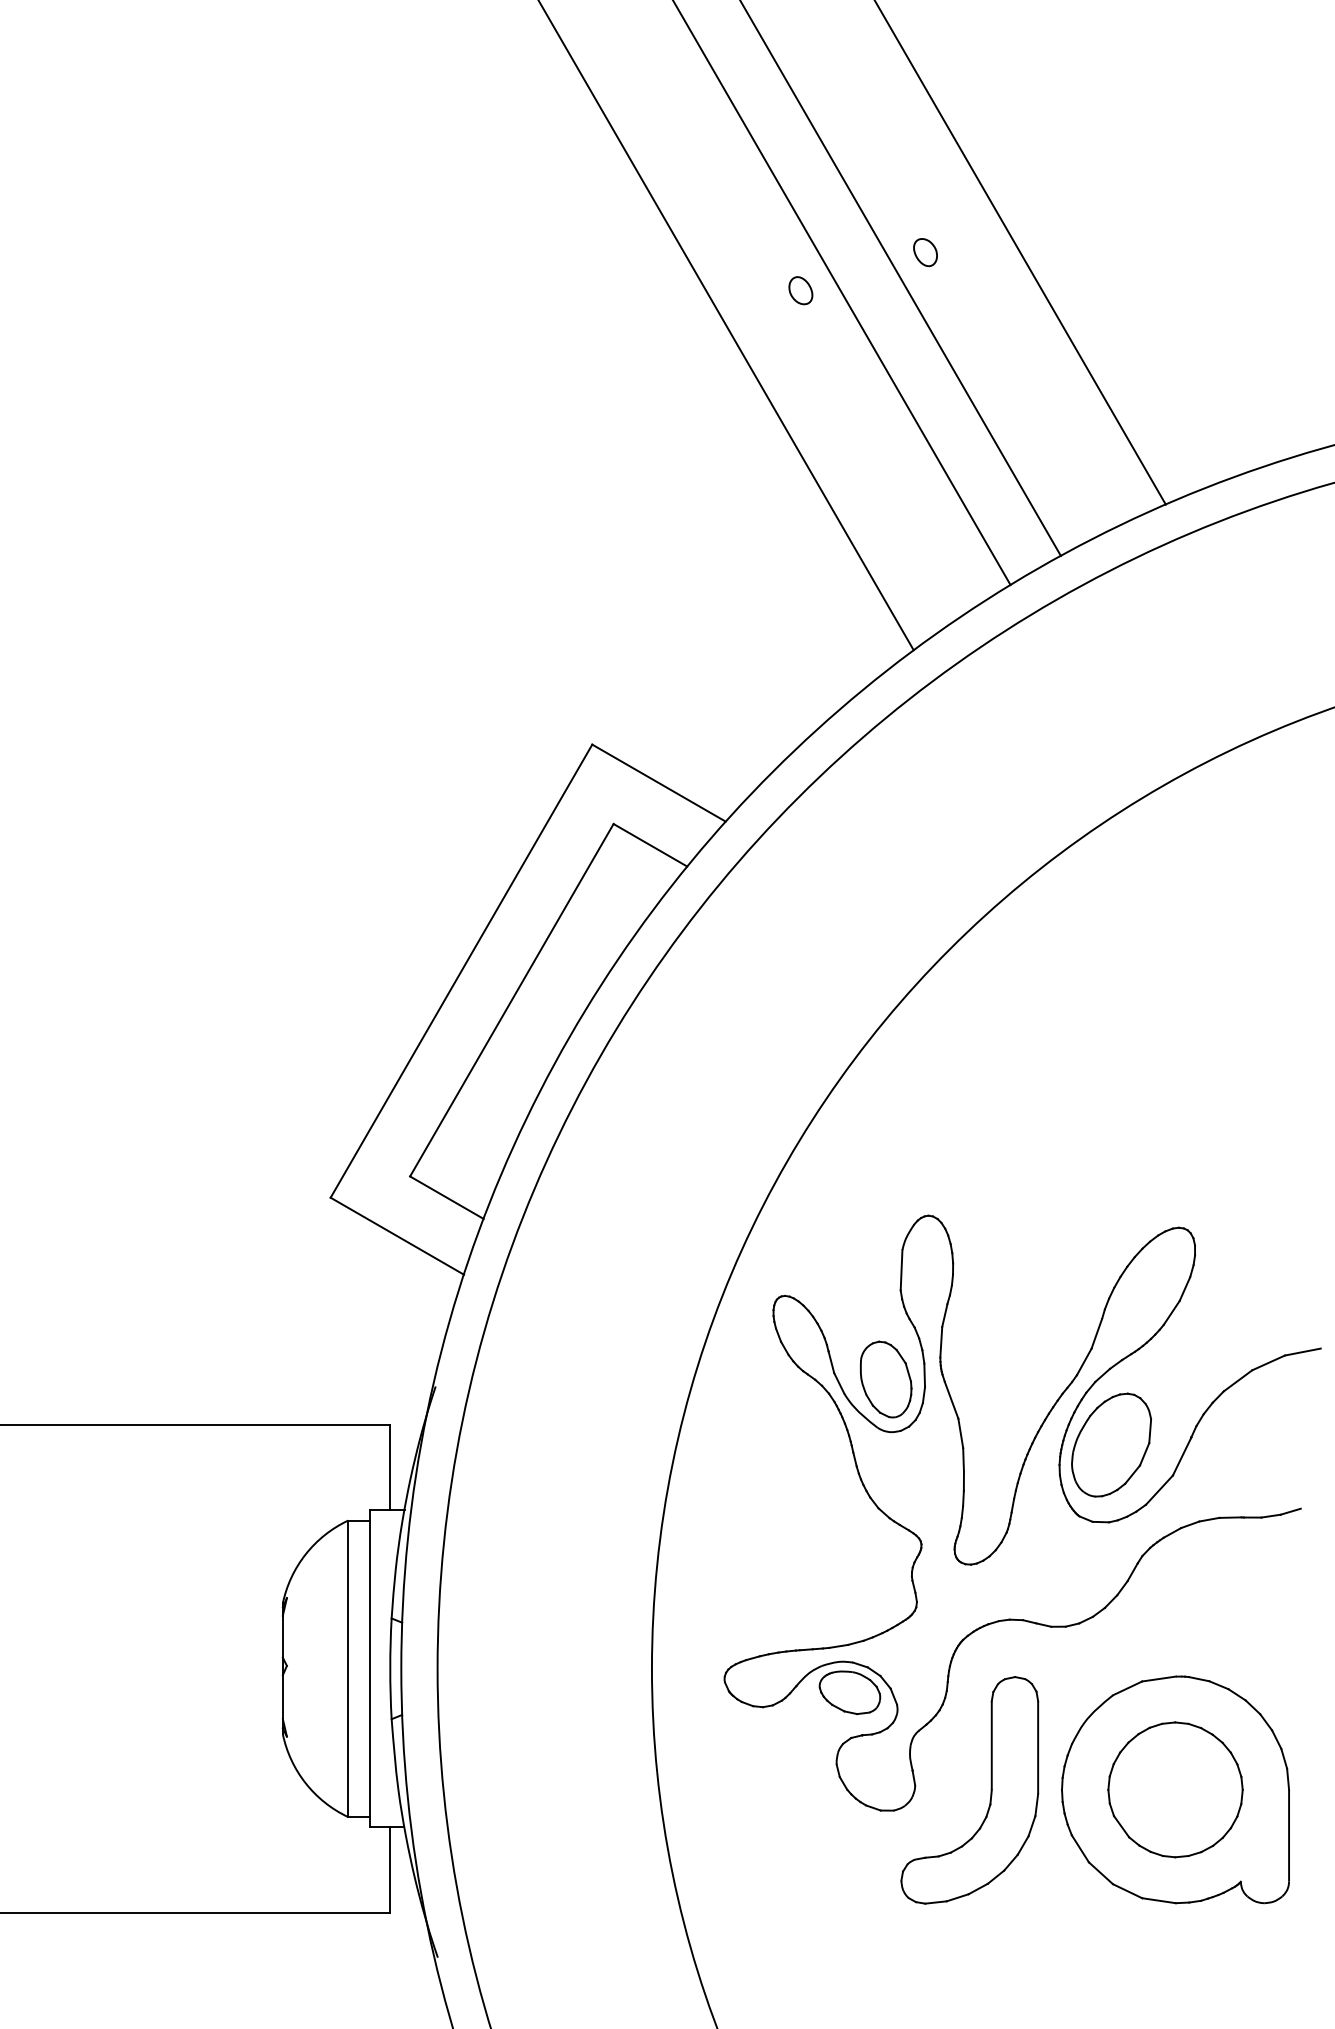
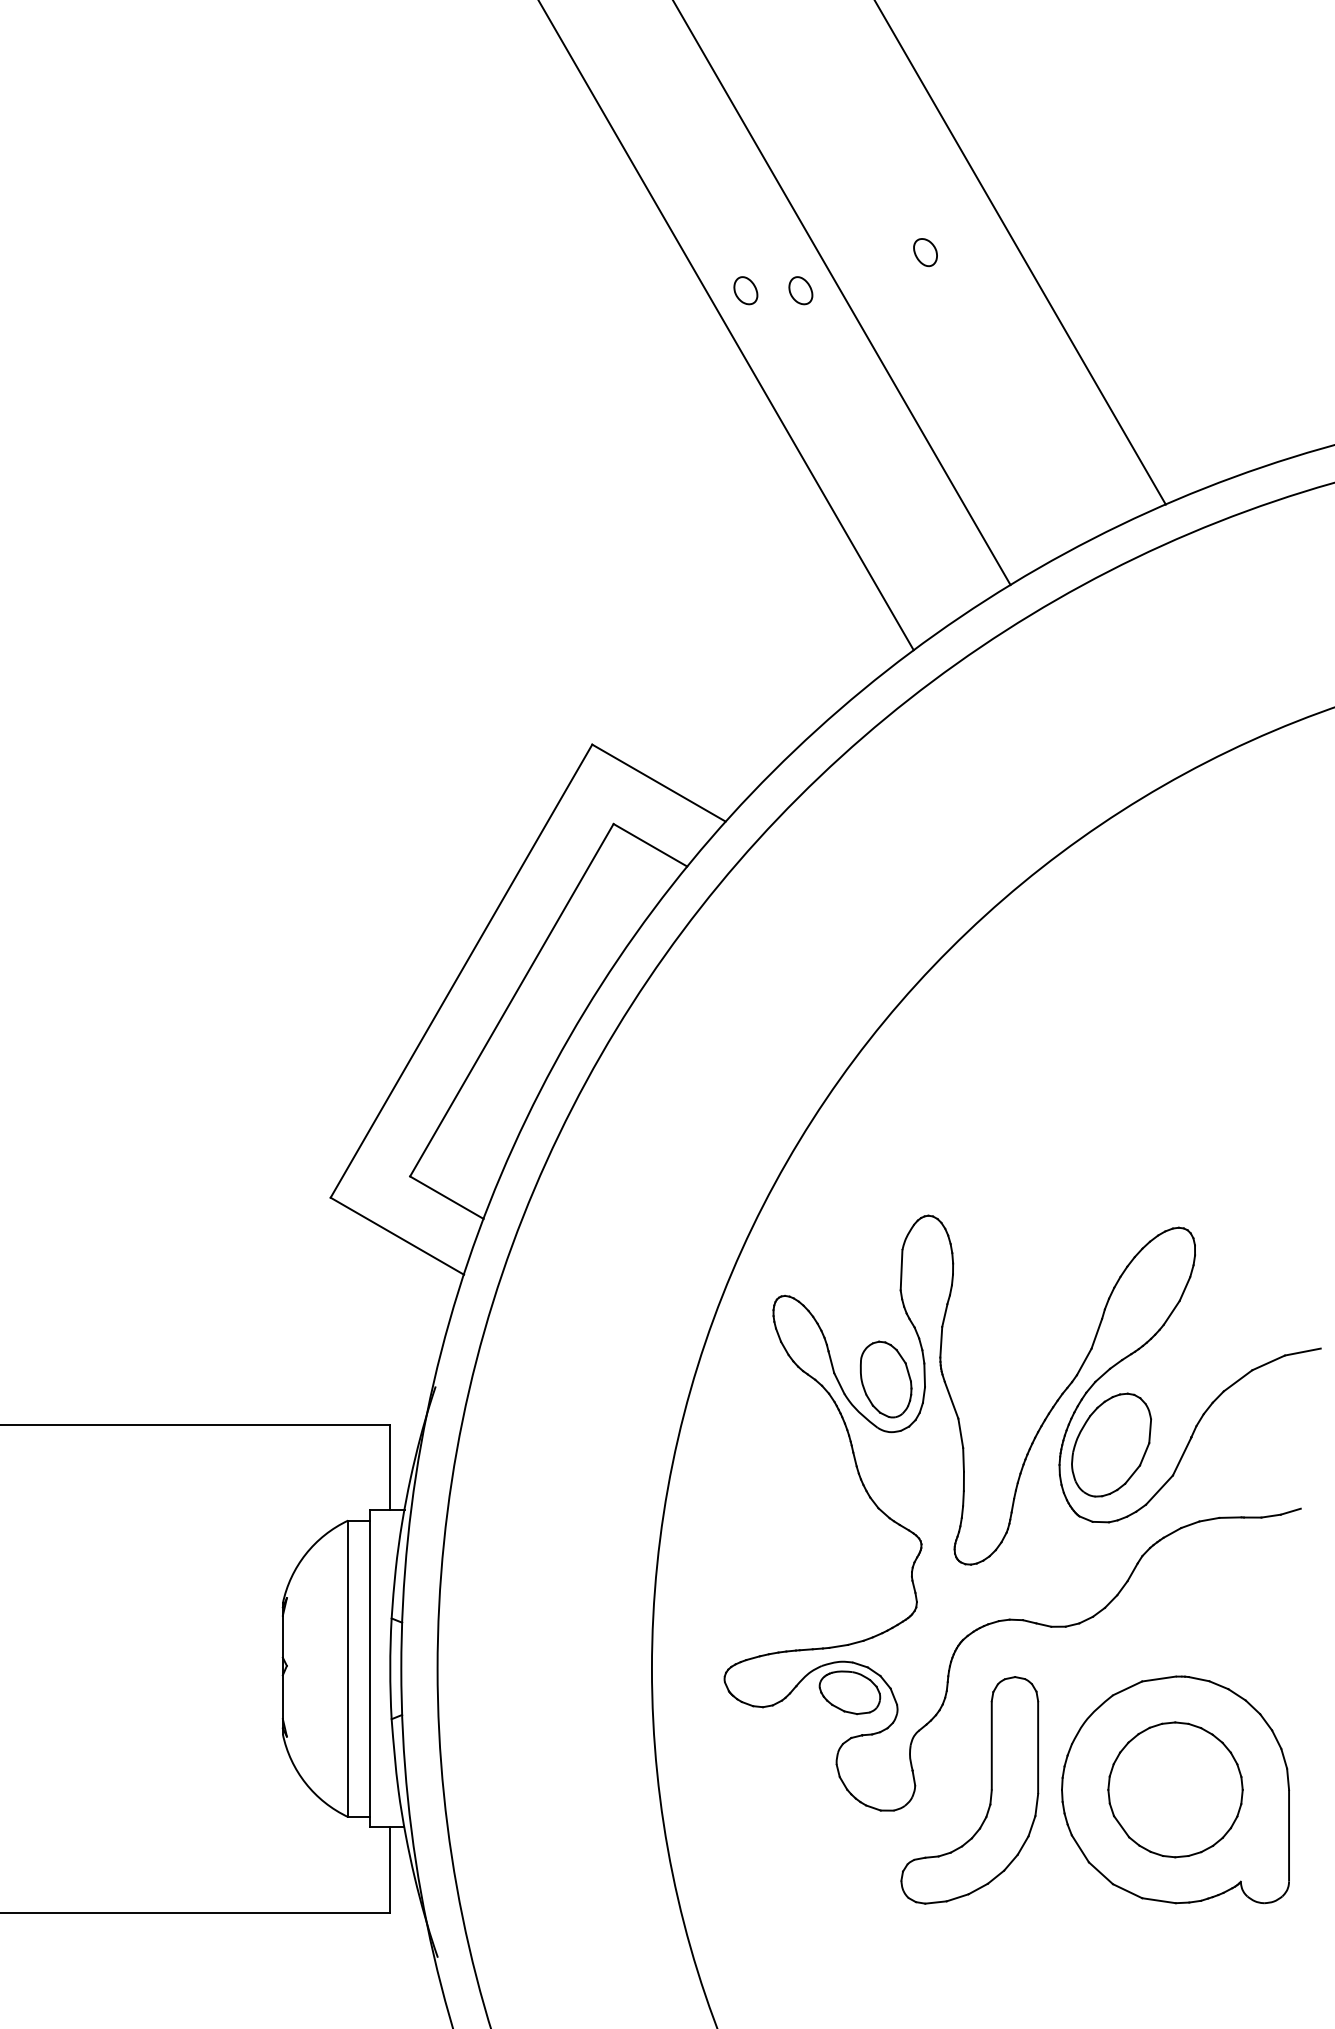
line: present -> none (900, 278)
part: none -> present (745, 290)
